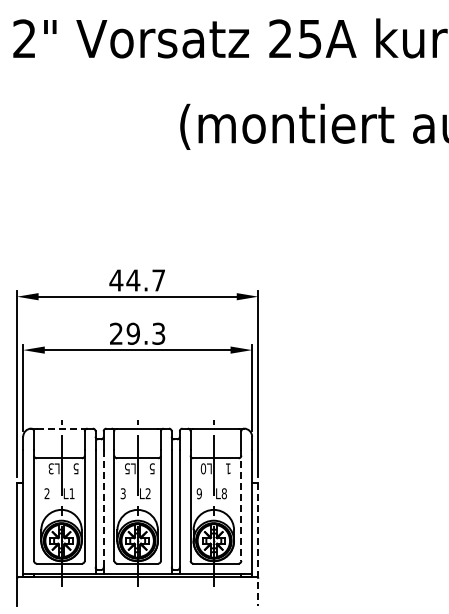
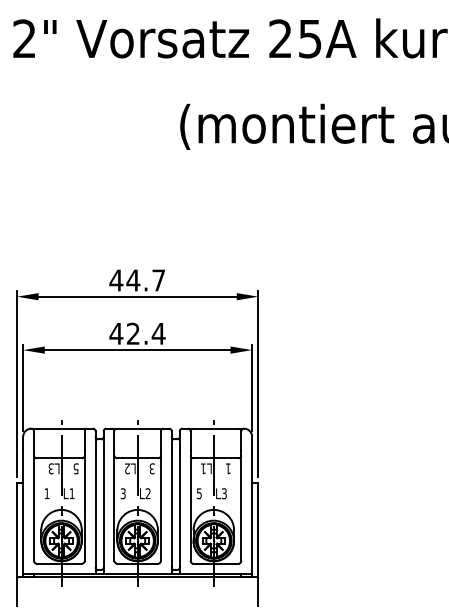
text: 29.3 -> 42.4 (137, 333)
line: dashed -> solid (59, 428)
text: L5 -> L2 (127, 468)
text: L0 -> L1 (203, 468)
text: 5 -> 3 (152, 469)
text: 2 -> 1 (46, 493)
text: 9 -> 5 (198, 493)
text: L8 -> L3 (223, 493)
line: dashed -> solid (241, 506)
line: dashed -> solid (103, 508)
line: dashed -> solid (258, 544)
